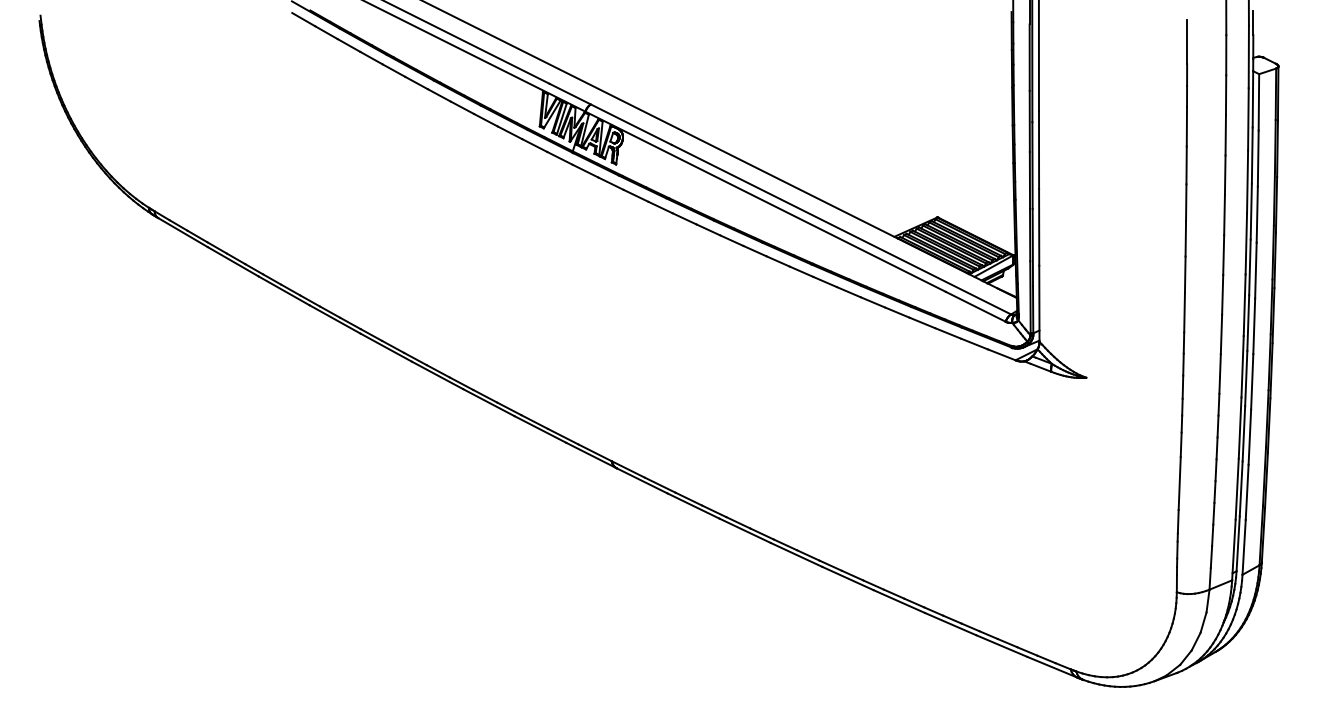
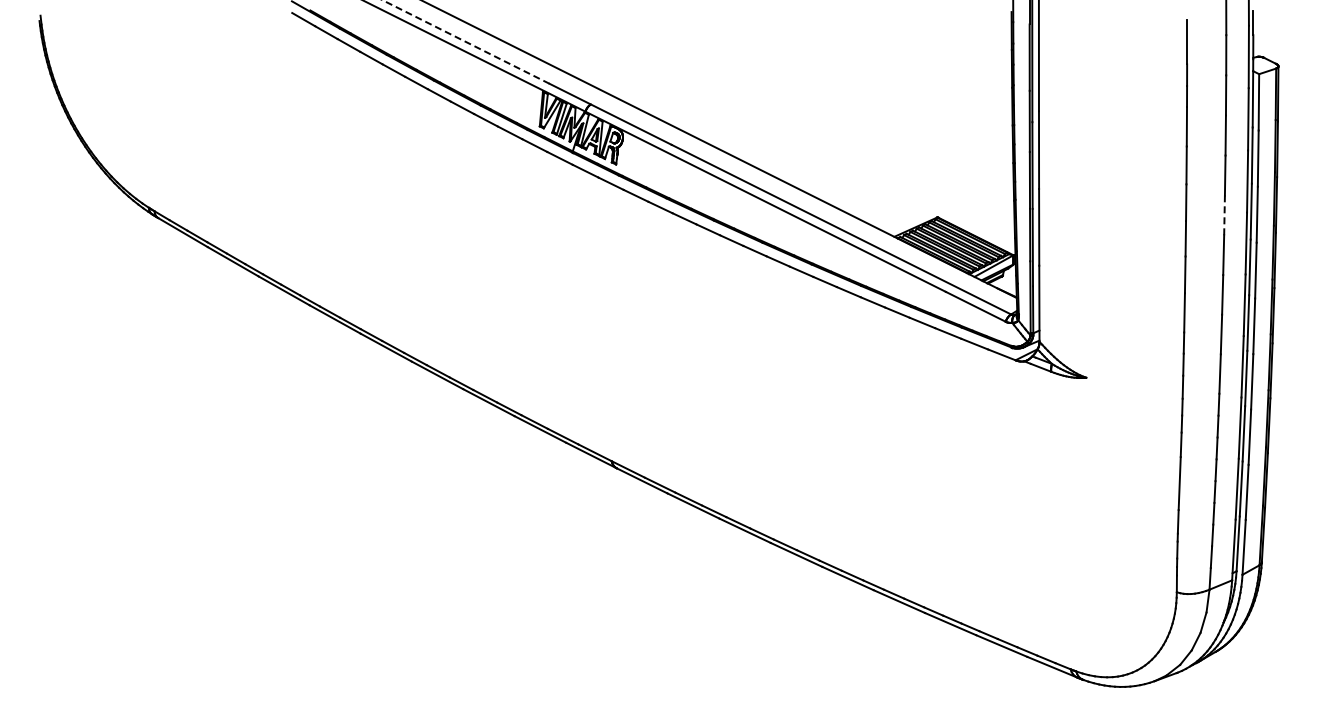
line: solid -> dashed (465, 41)
line: solid -> dashed (1224, 215)
